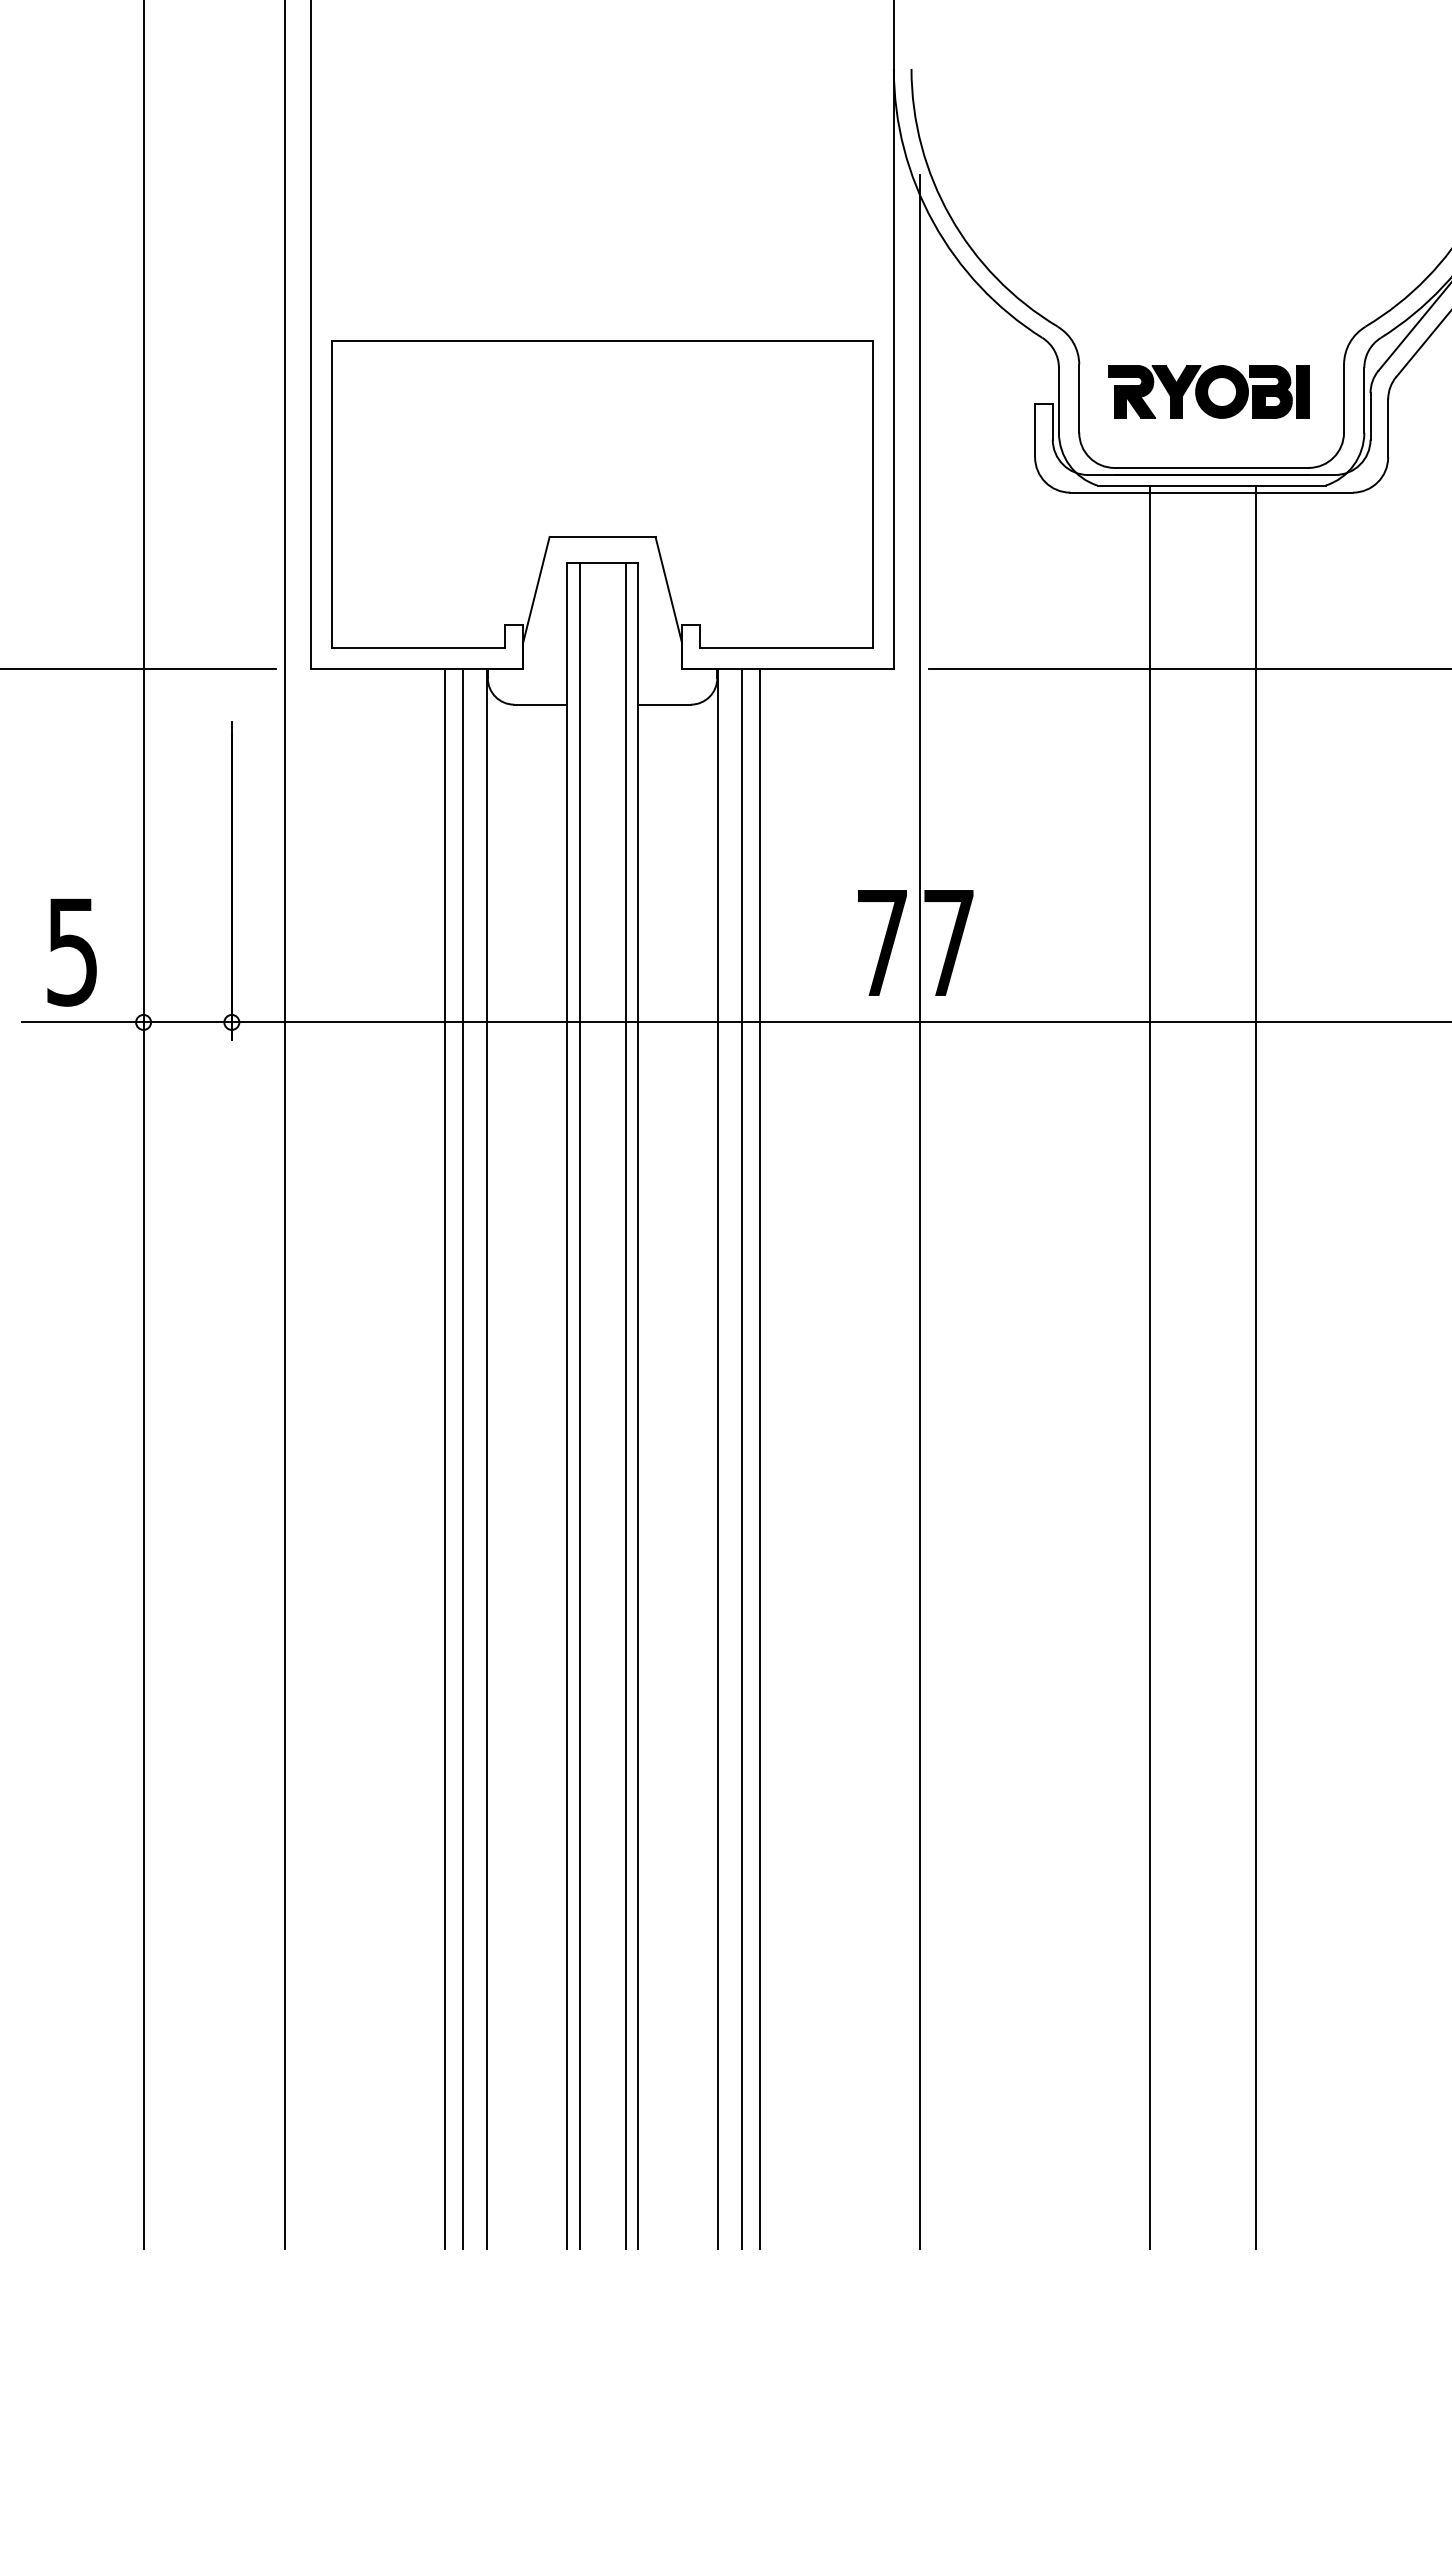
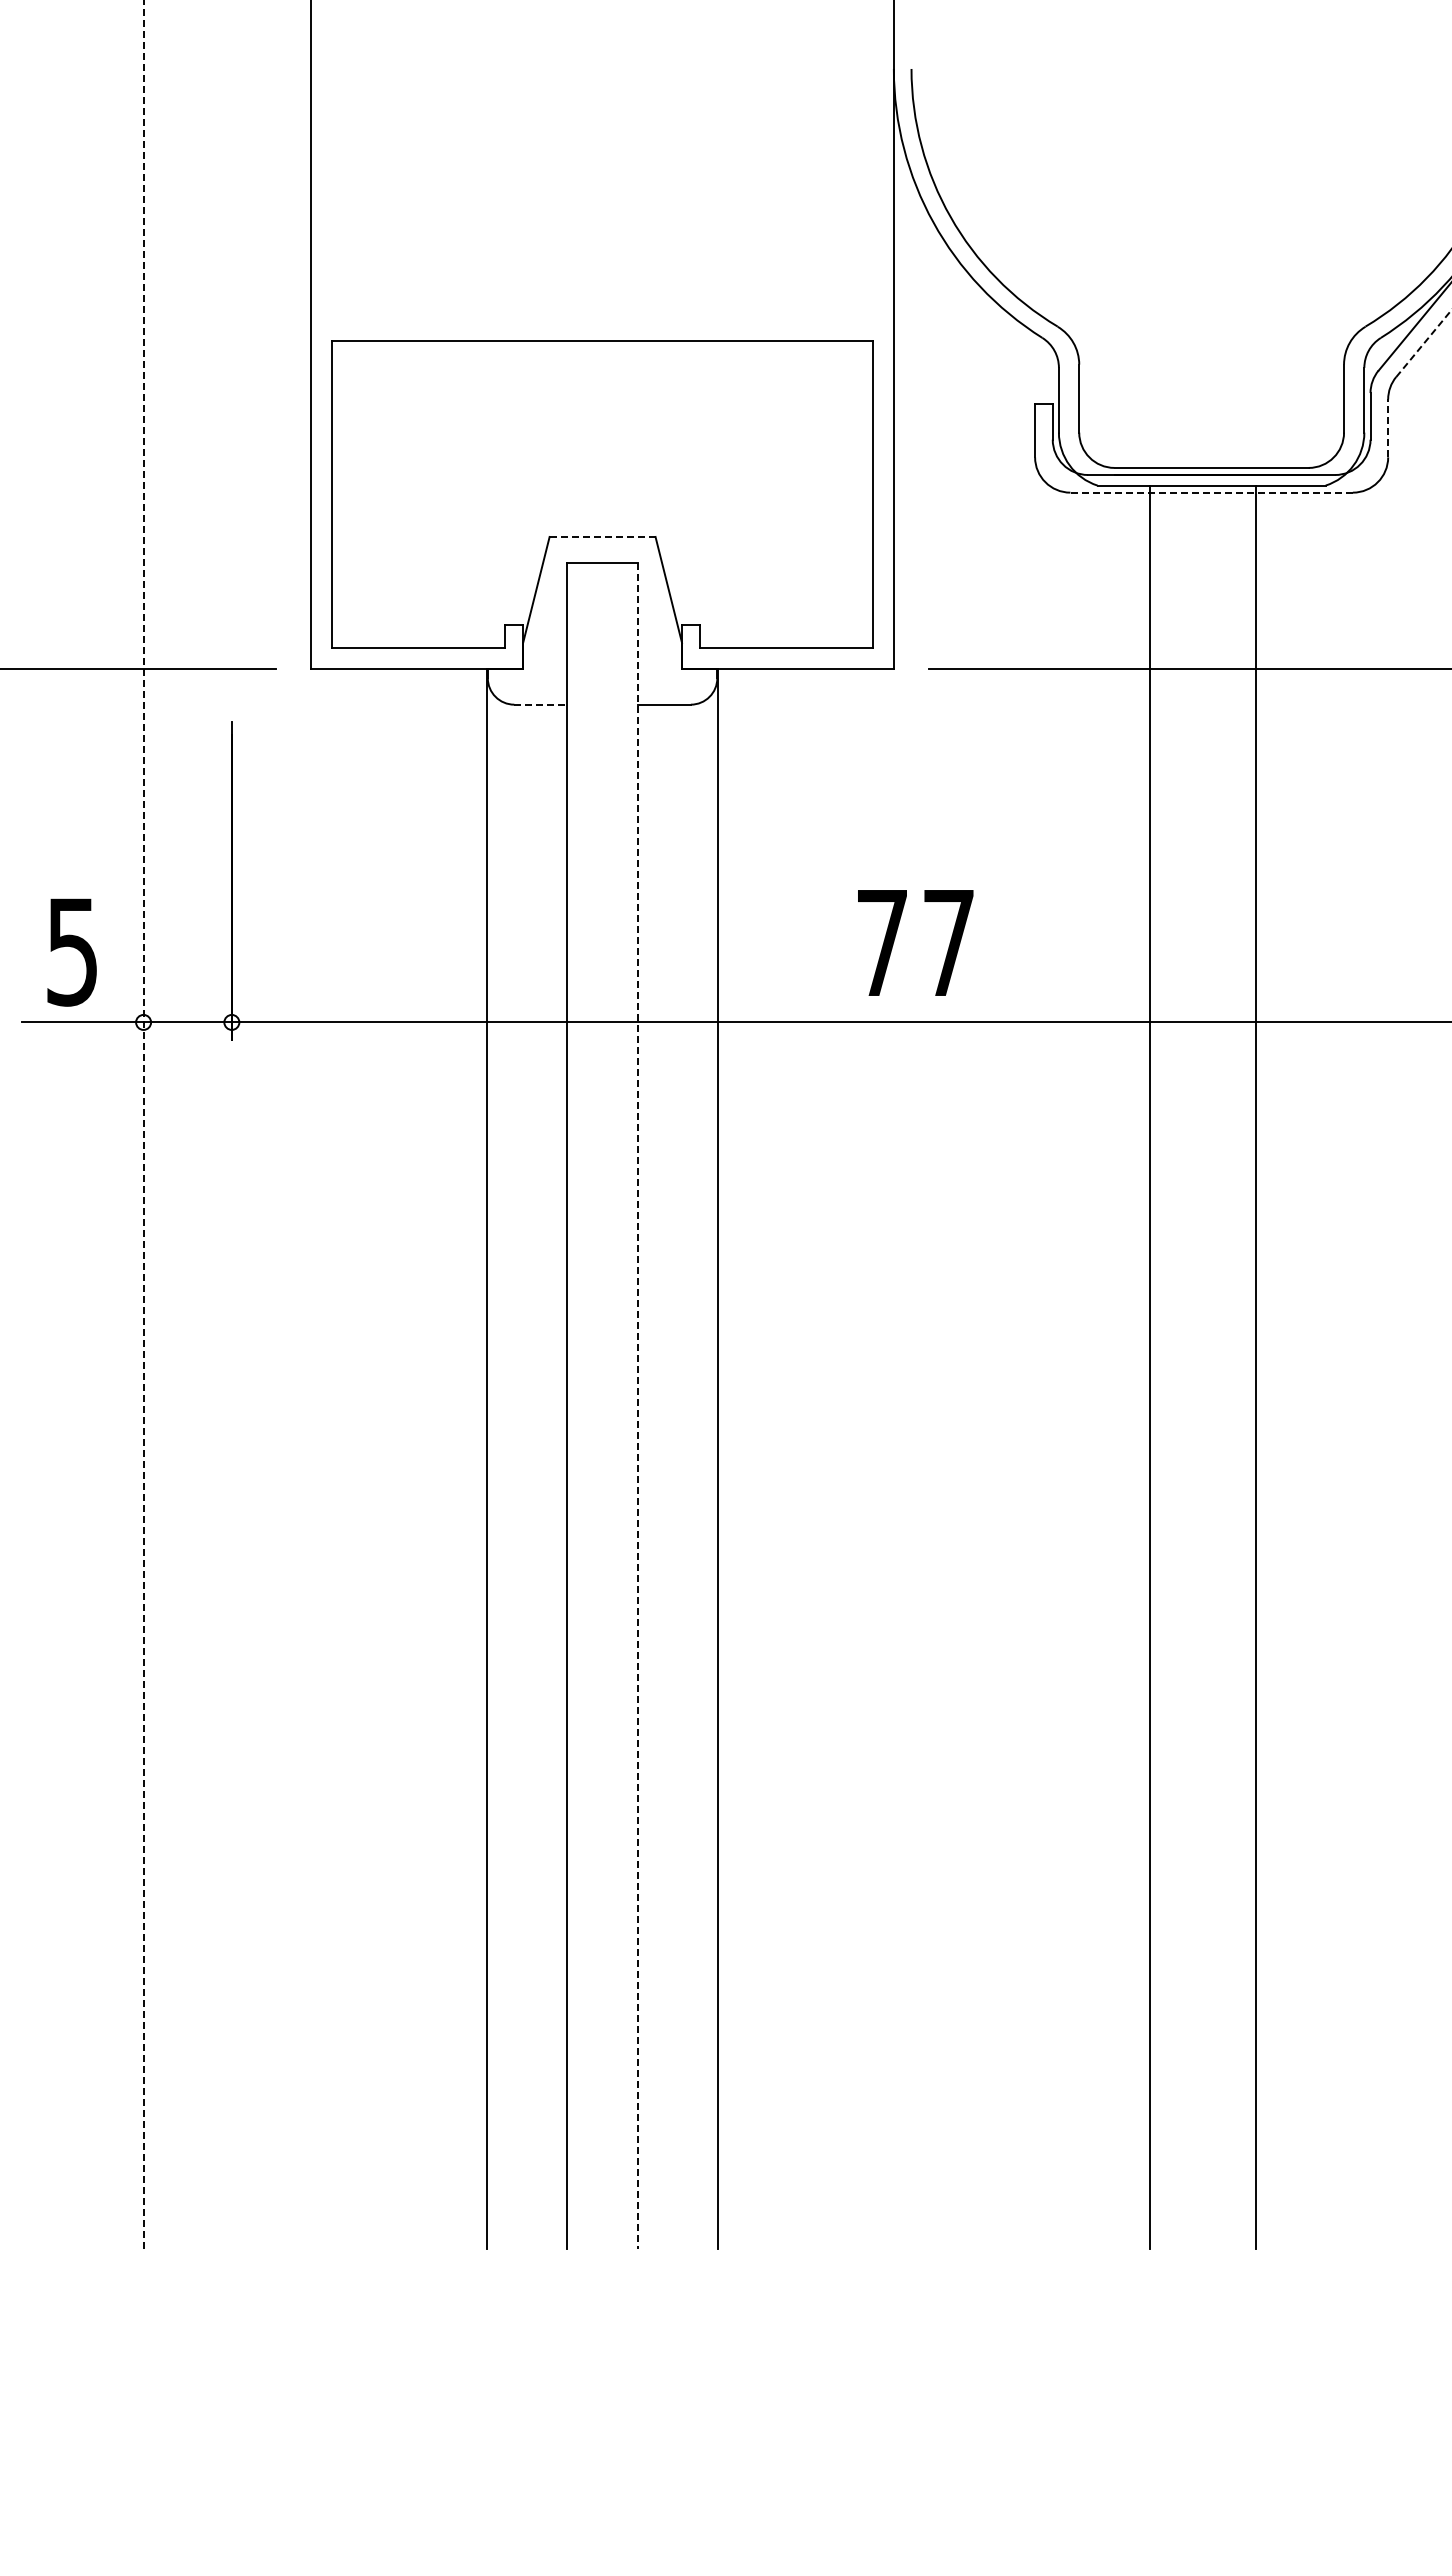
line: solid -> dashed (1423, 343)
part: present -> none (1208, 391)
line: solid -> dashed (1388, 428)
line: solid -> dashed (1211, 492)
line: solid -> dashed (602, 536)
line: solid -> dashed (541, 704)
line: solid -> dashed (143, 1124)
line: present -> none (284, 1125)
line: present -> none (920, 1211)
line: present -> none (579, 1406)
line: present -> none (625, 1406)
line: solid -> dashed (637, 1406)
line: present -> none (445, 1459)
line: present -> none (463, 1459)
line: present -> none (742, 1459)
line: present -> none (759, 1459)
